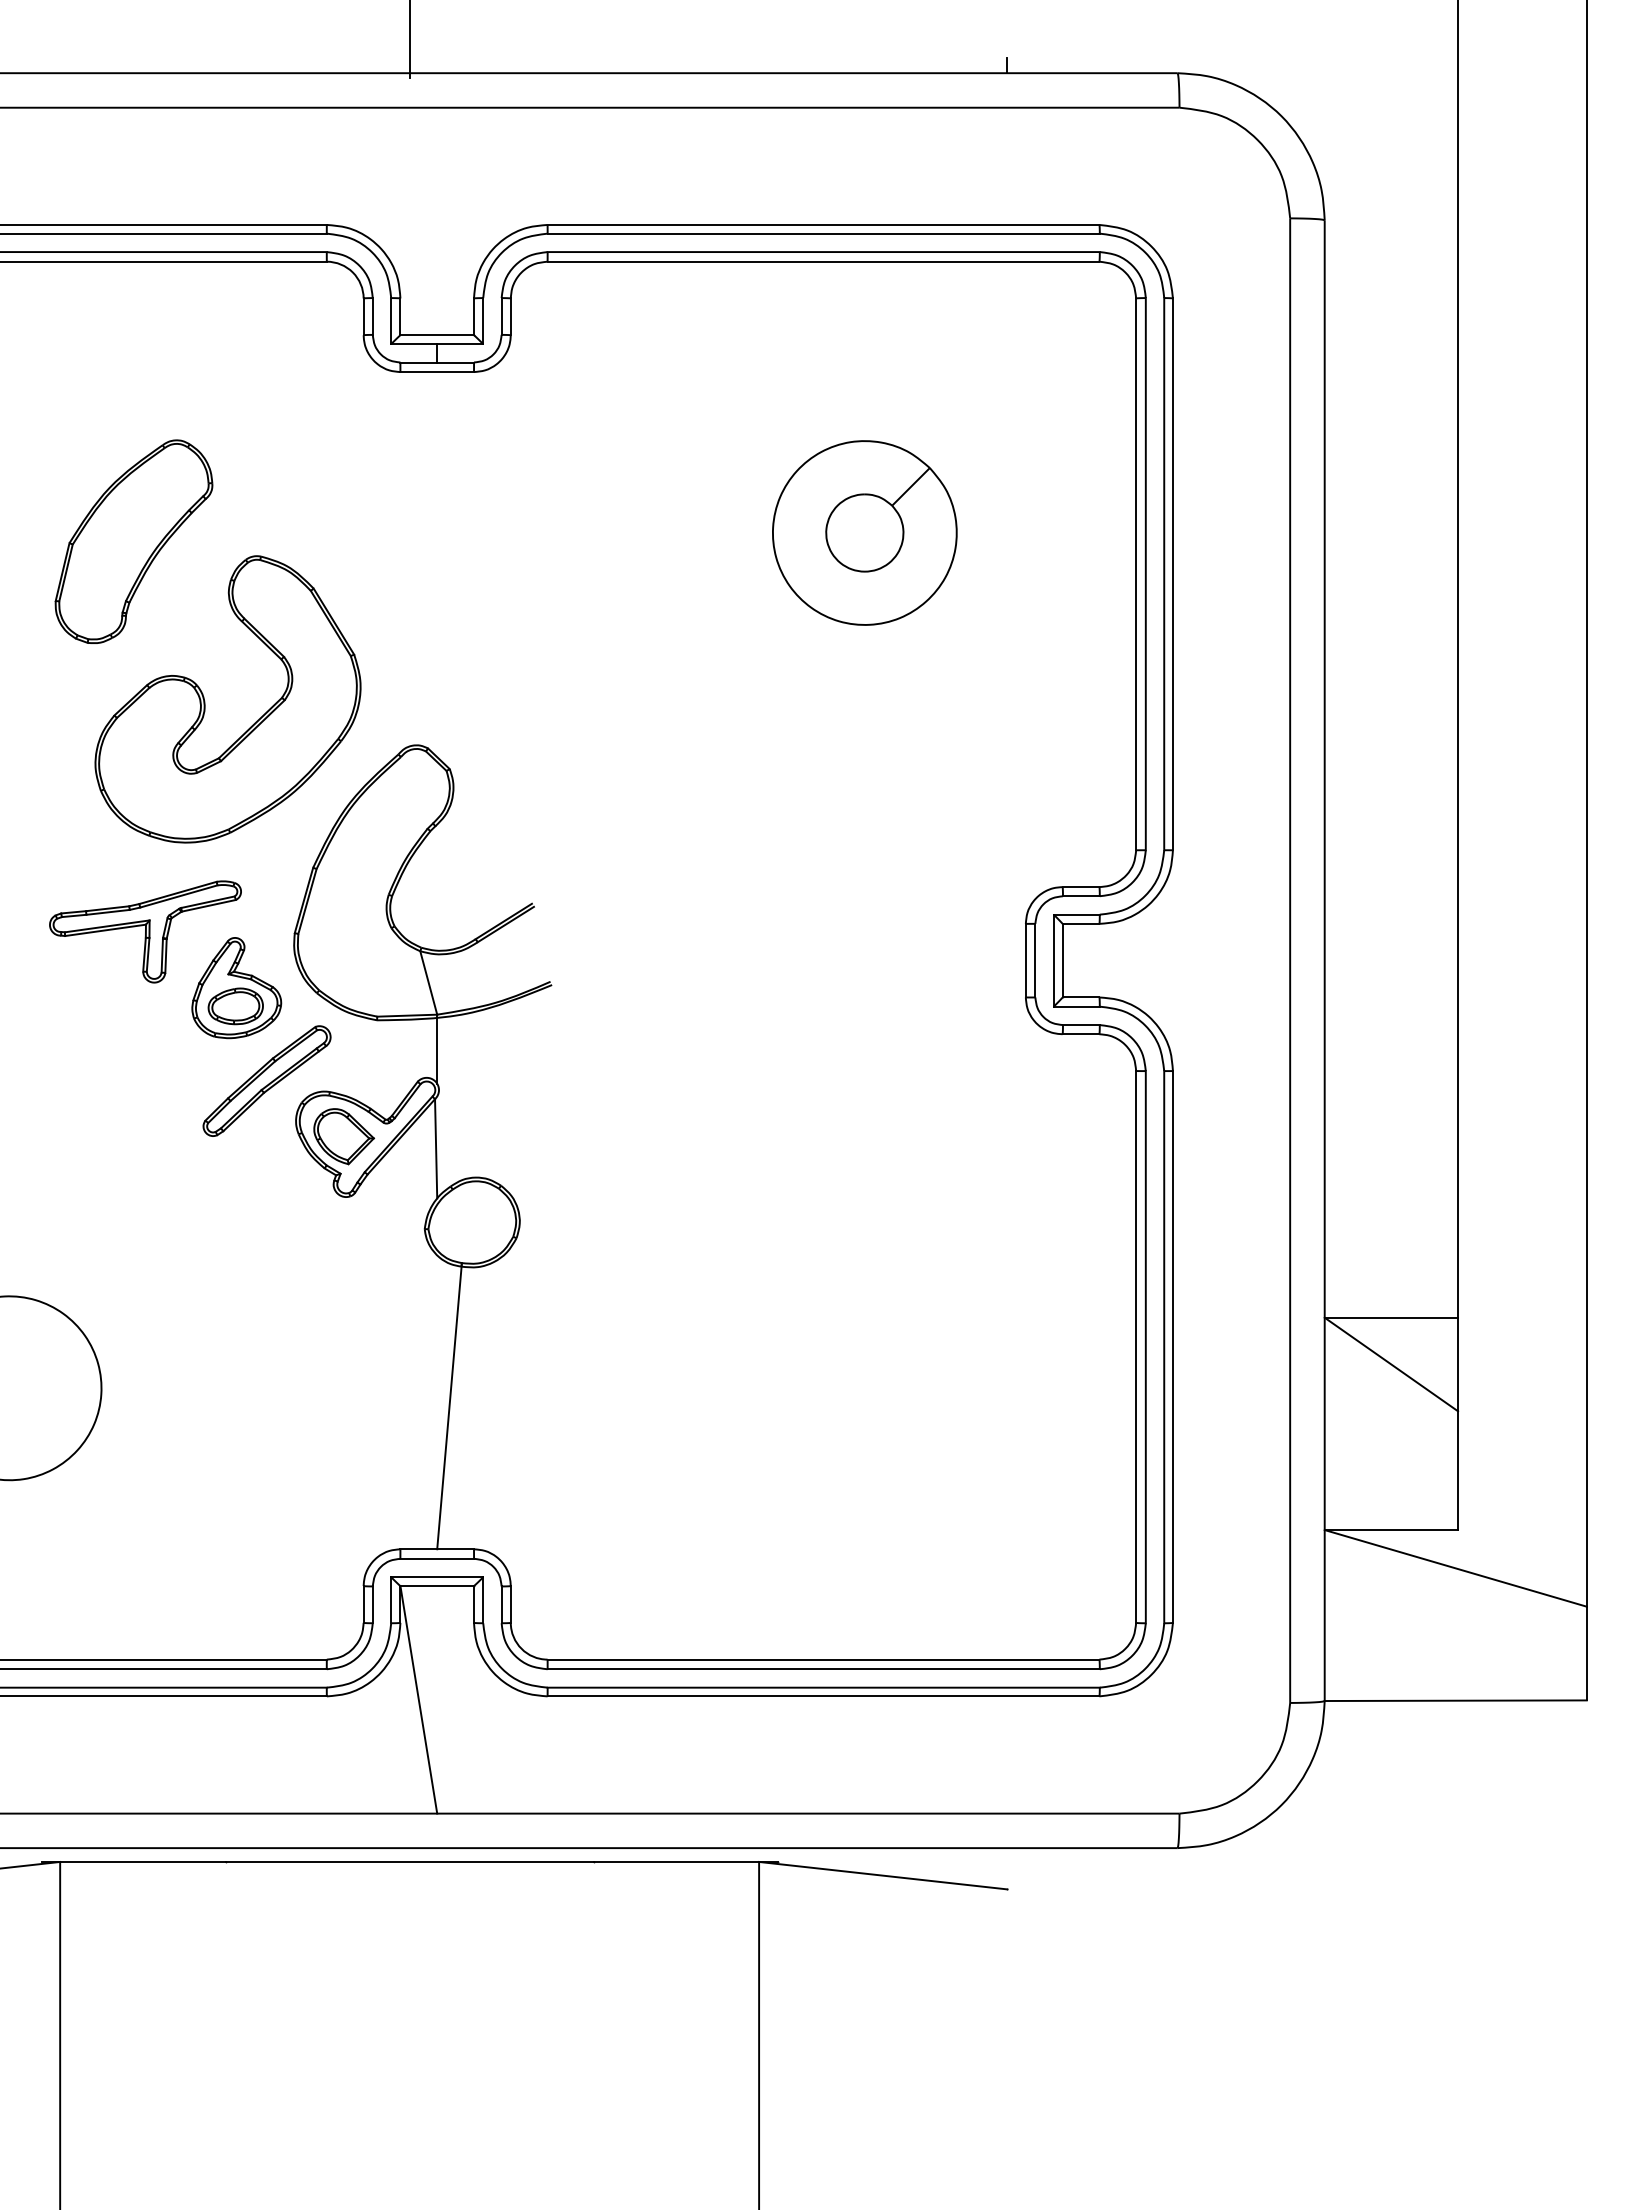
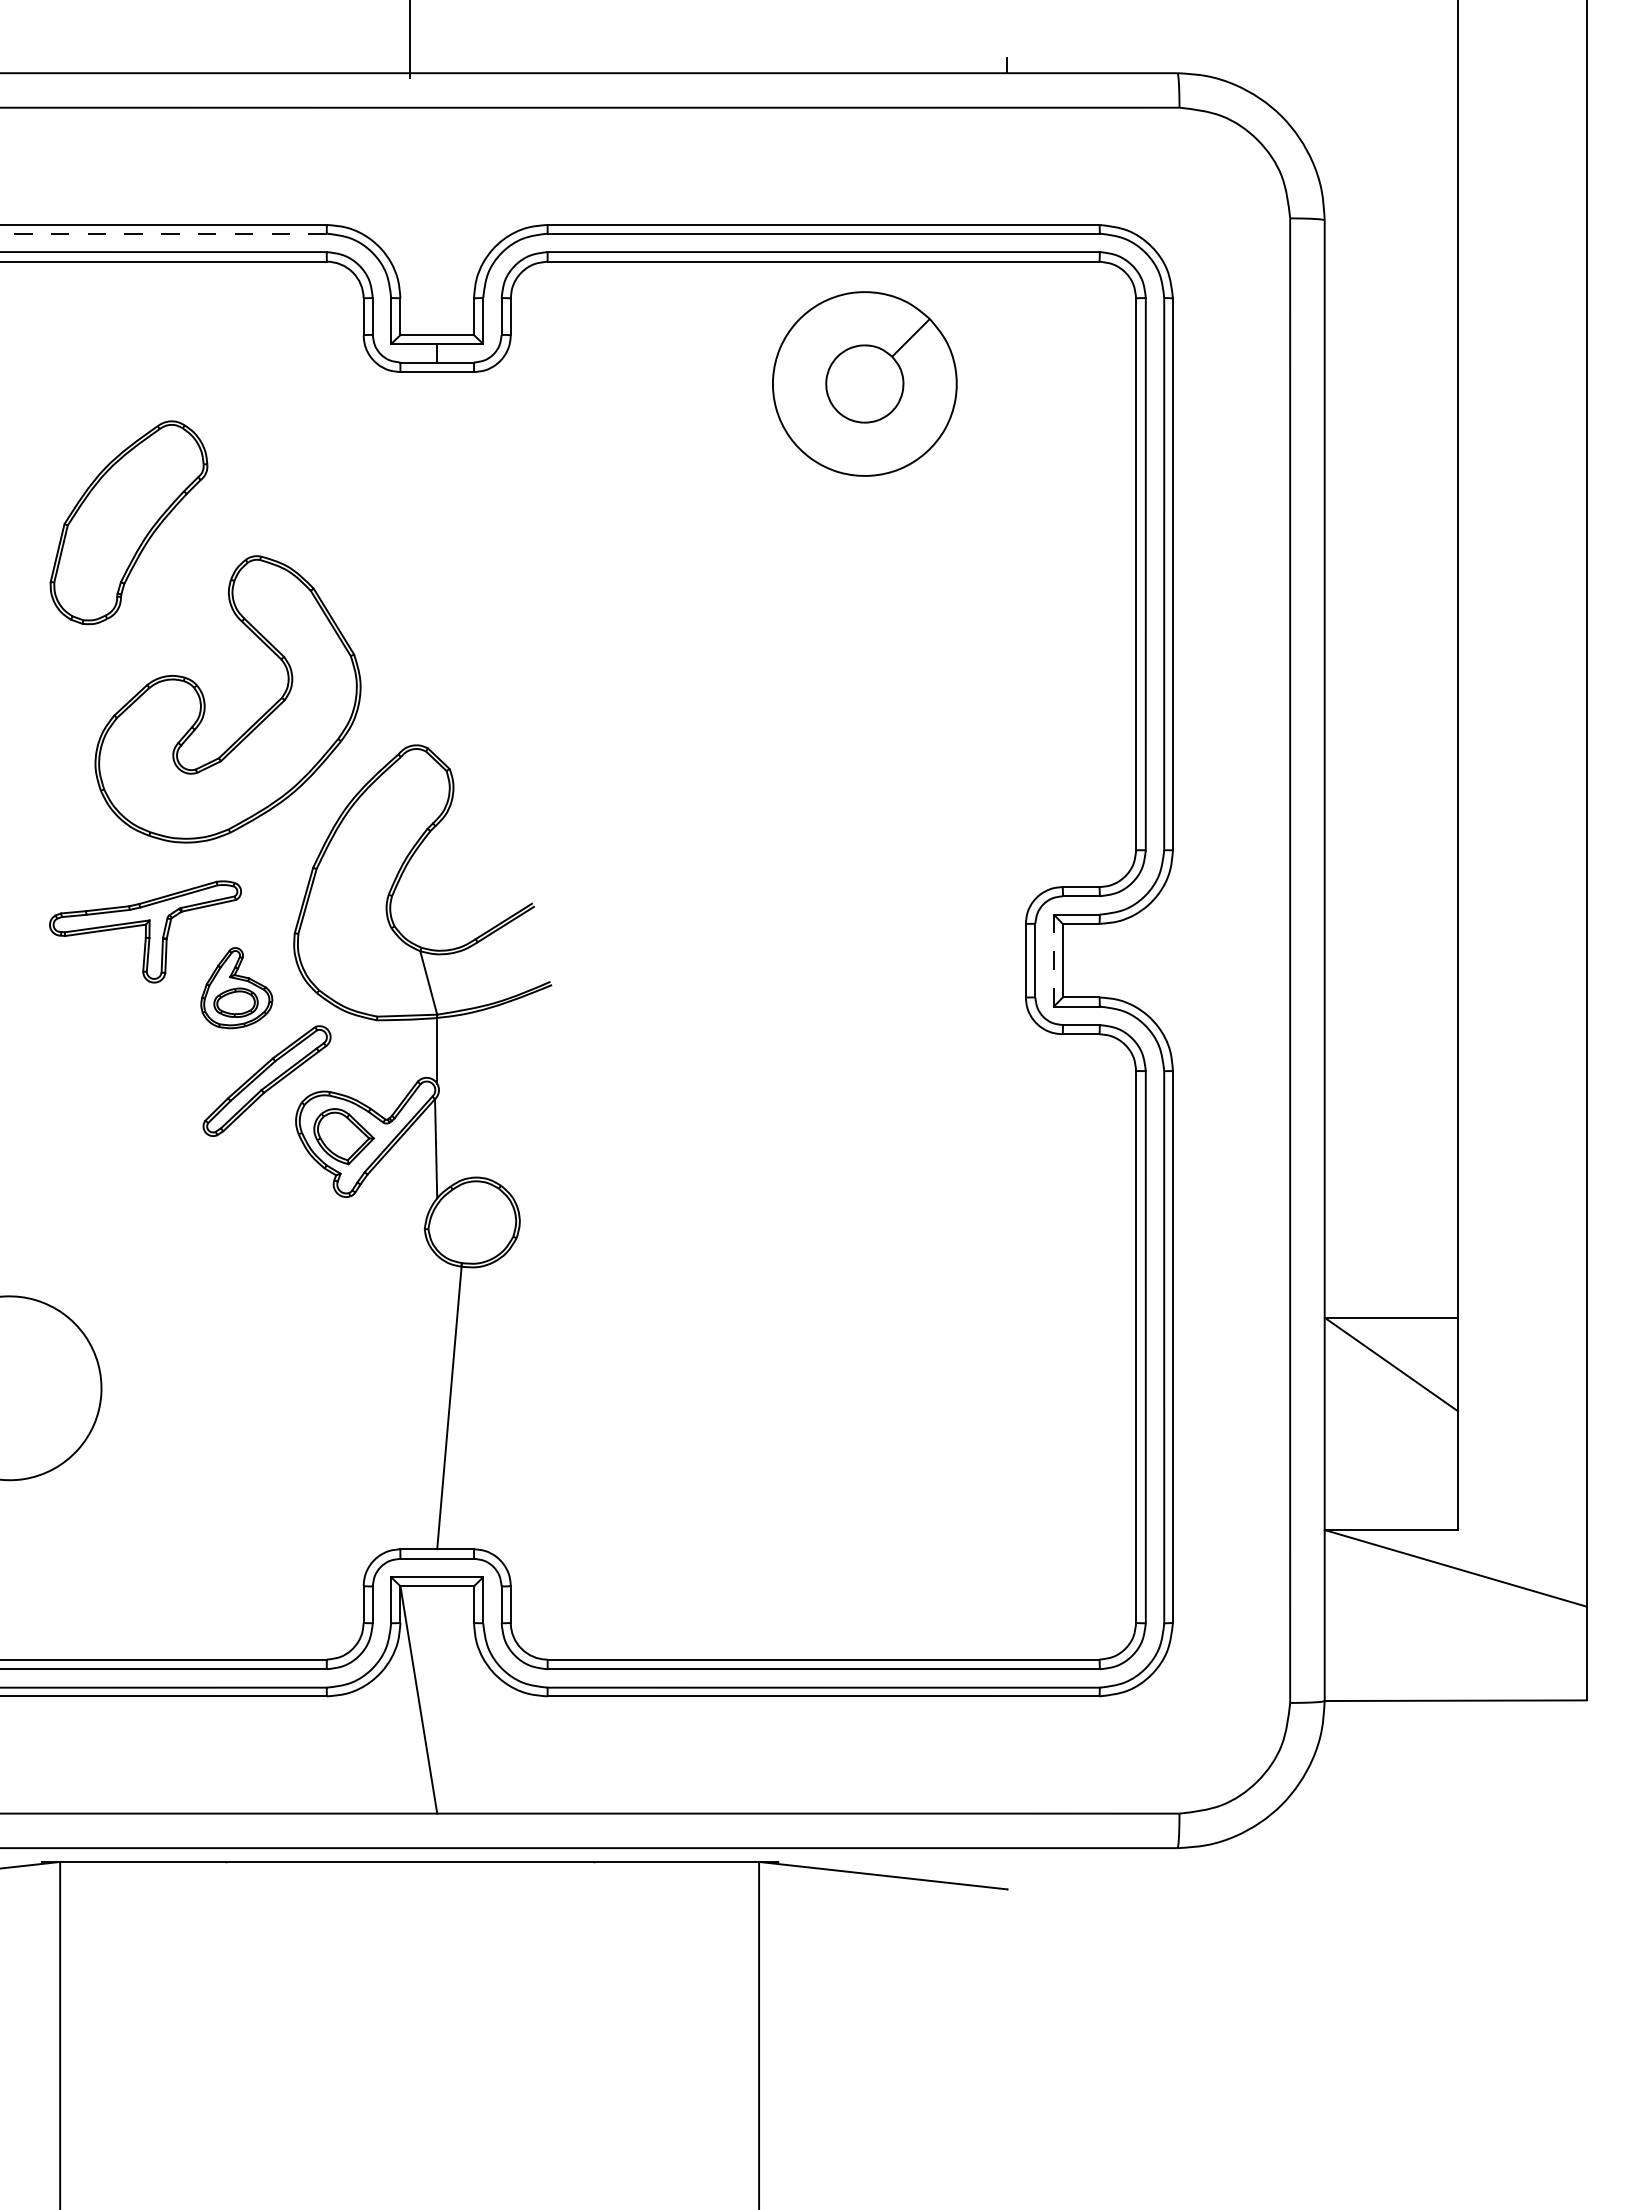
line: solid -> dashed (163, 233)
part position: (864, 532) -> (864, 383) (864, 383)
part position: (133, 541) -> (128, 522) (128, 522)
line: solid -> dashed (1053, 960)
part size: 92x103 px -> 74x83 px (236, 988)
